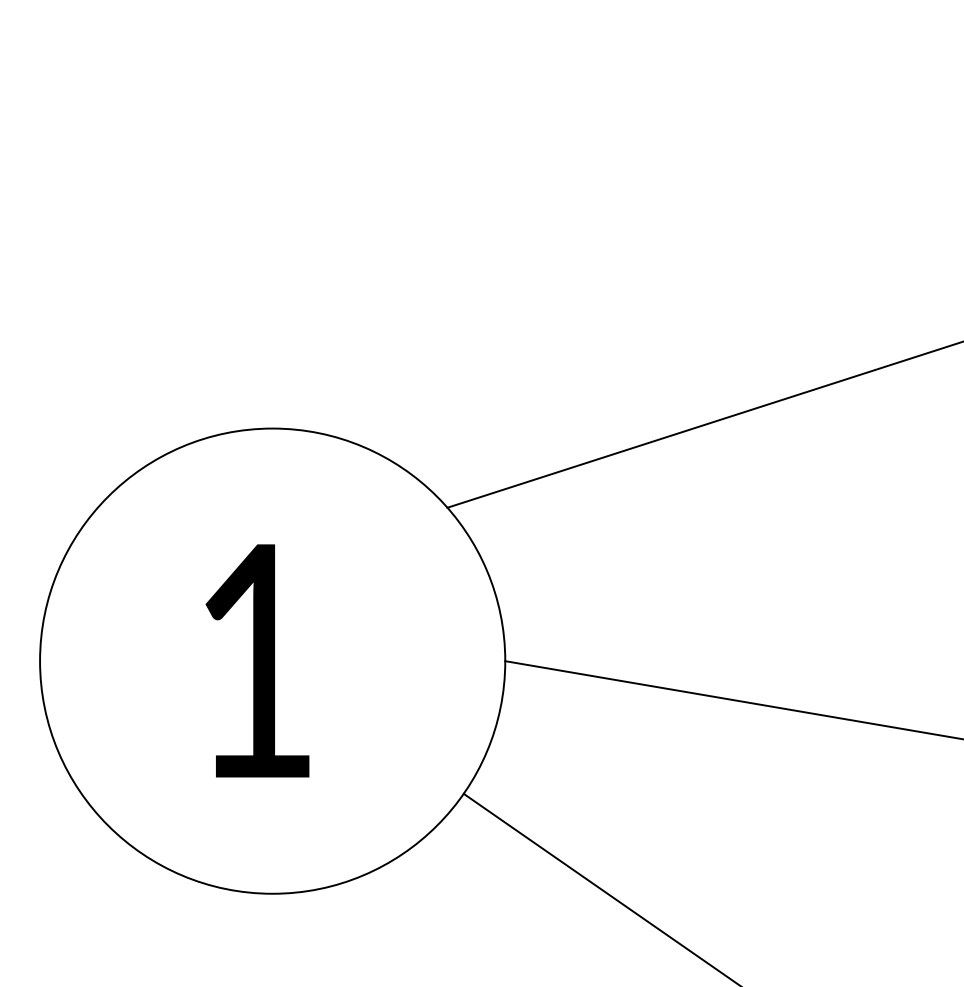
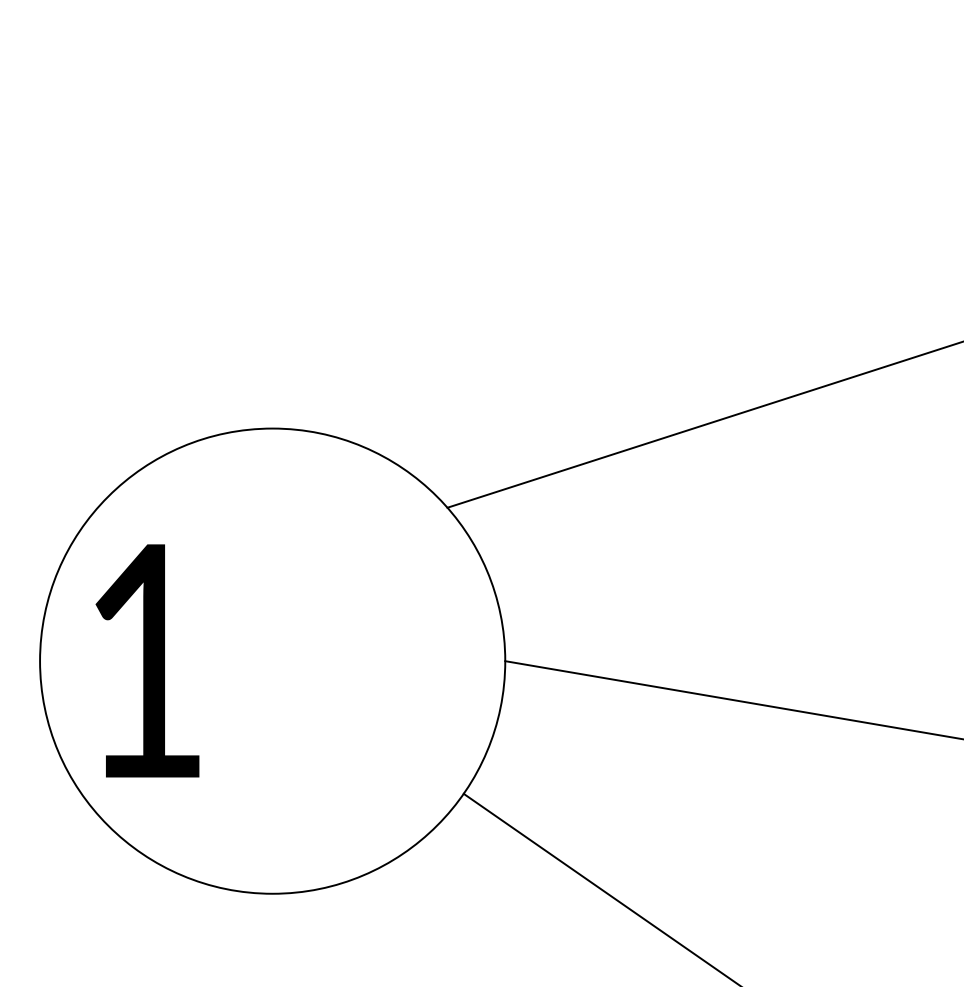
text position: (257, 660) -> (147, 660) (147, 660)
